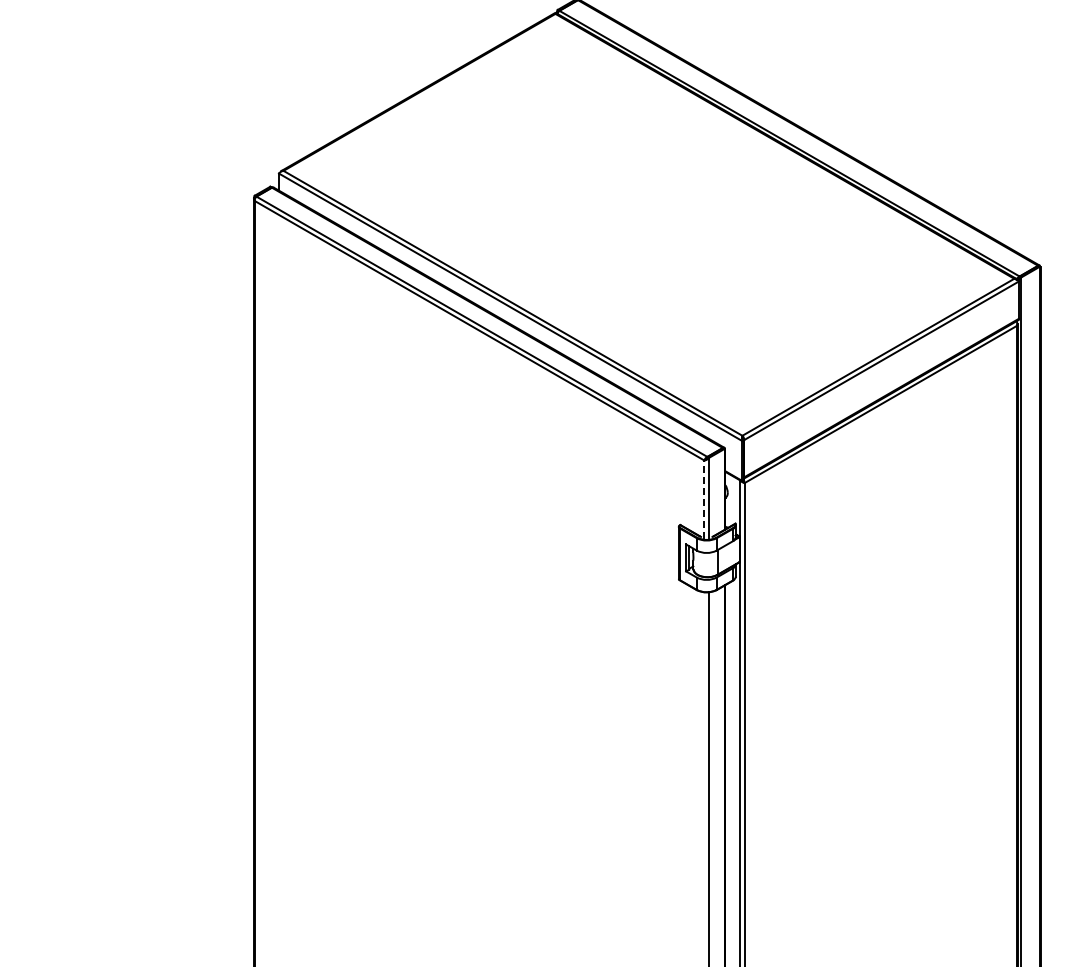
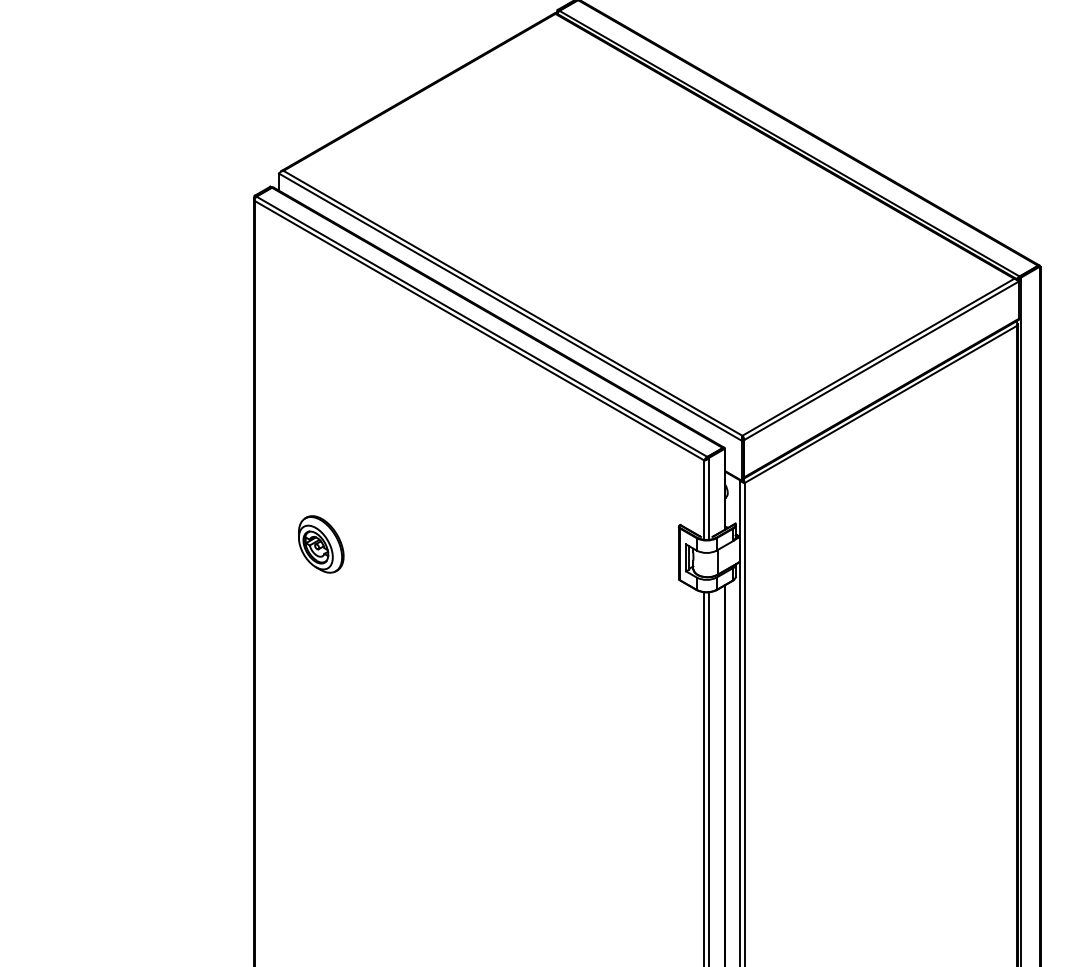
line: dashed -> solid (704, 499)
part: none -> present (321, 544)
line: none -> present (704, 777)
